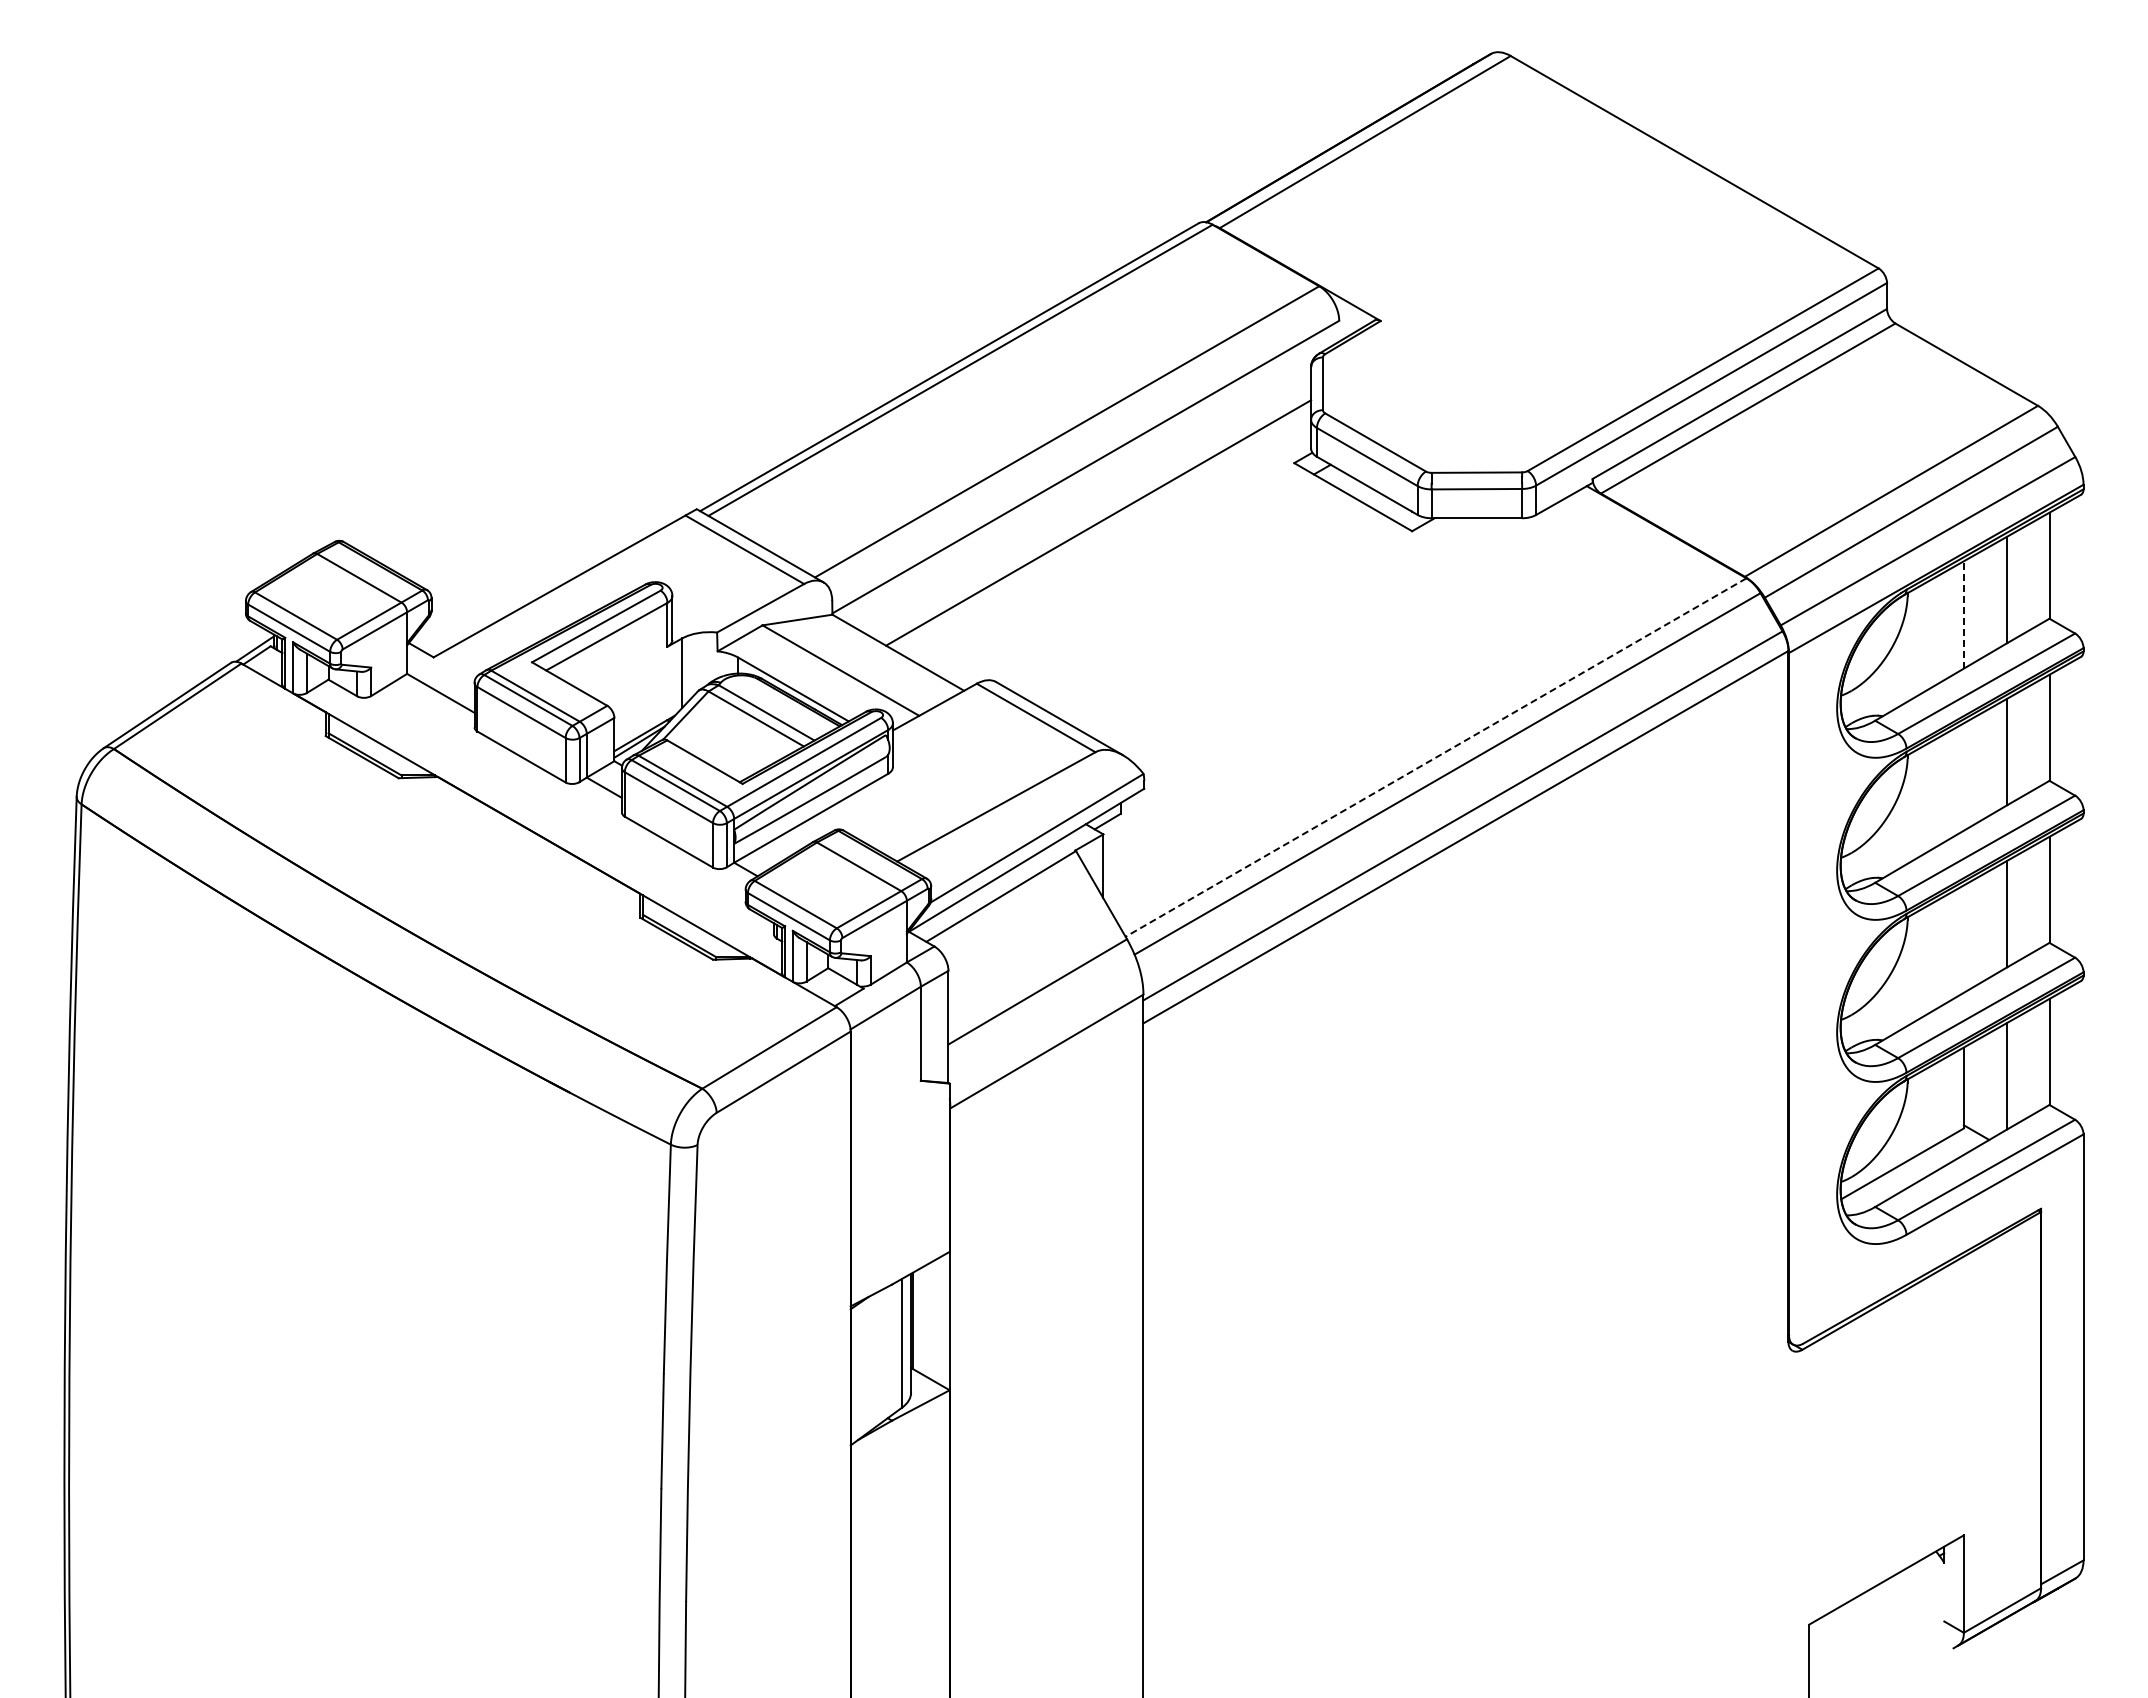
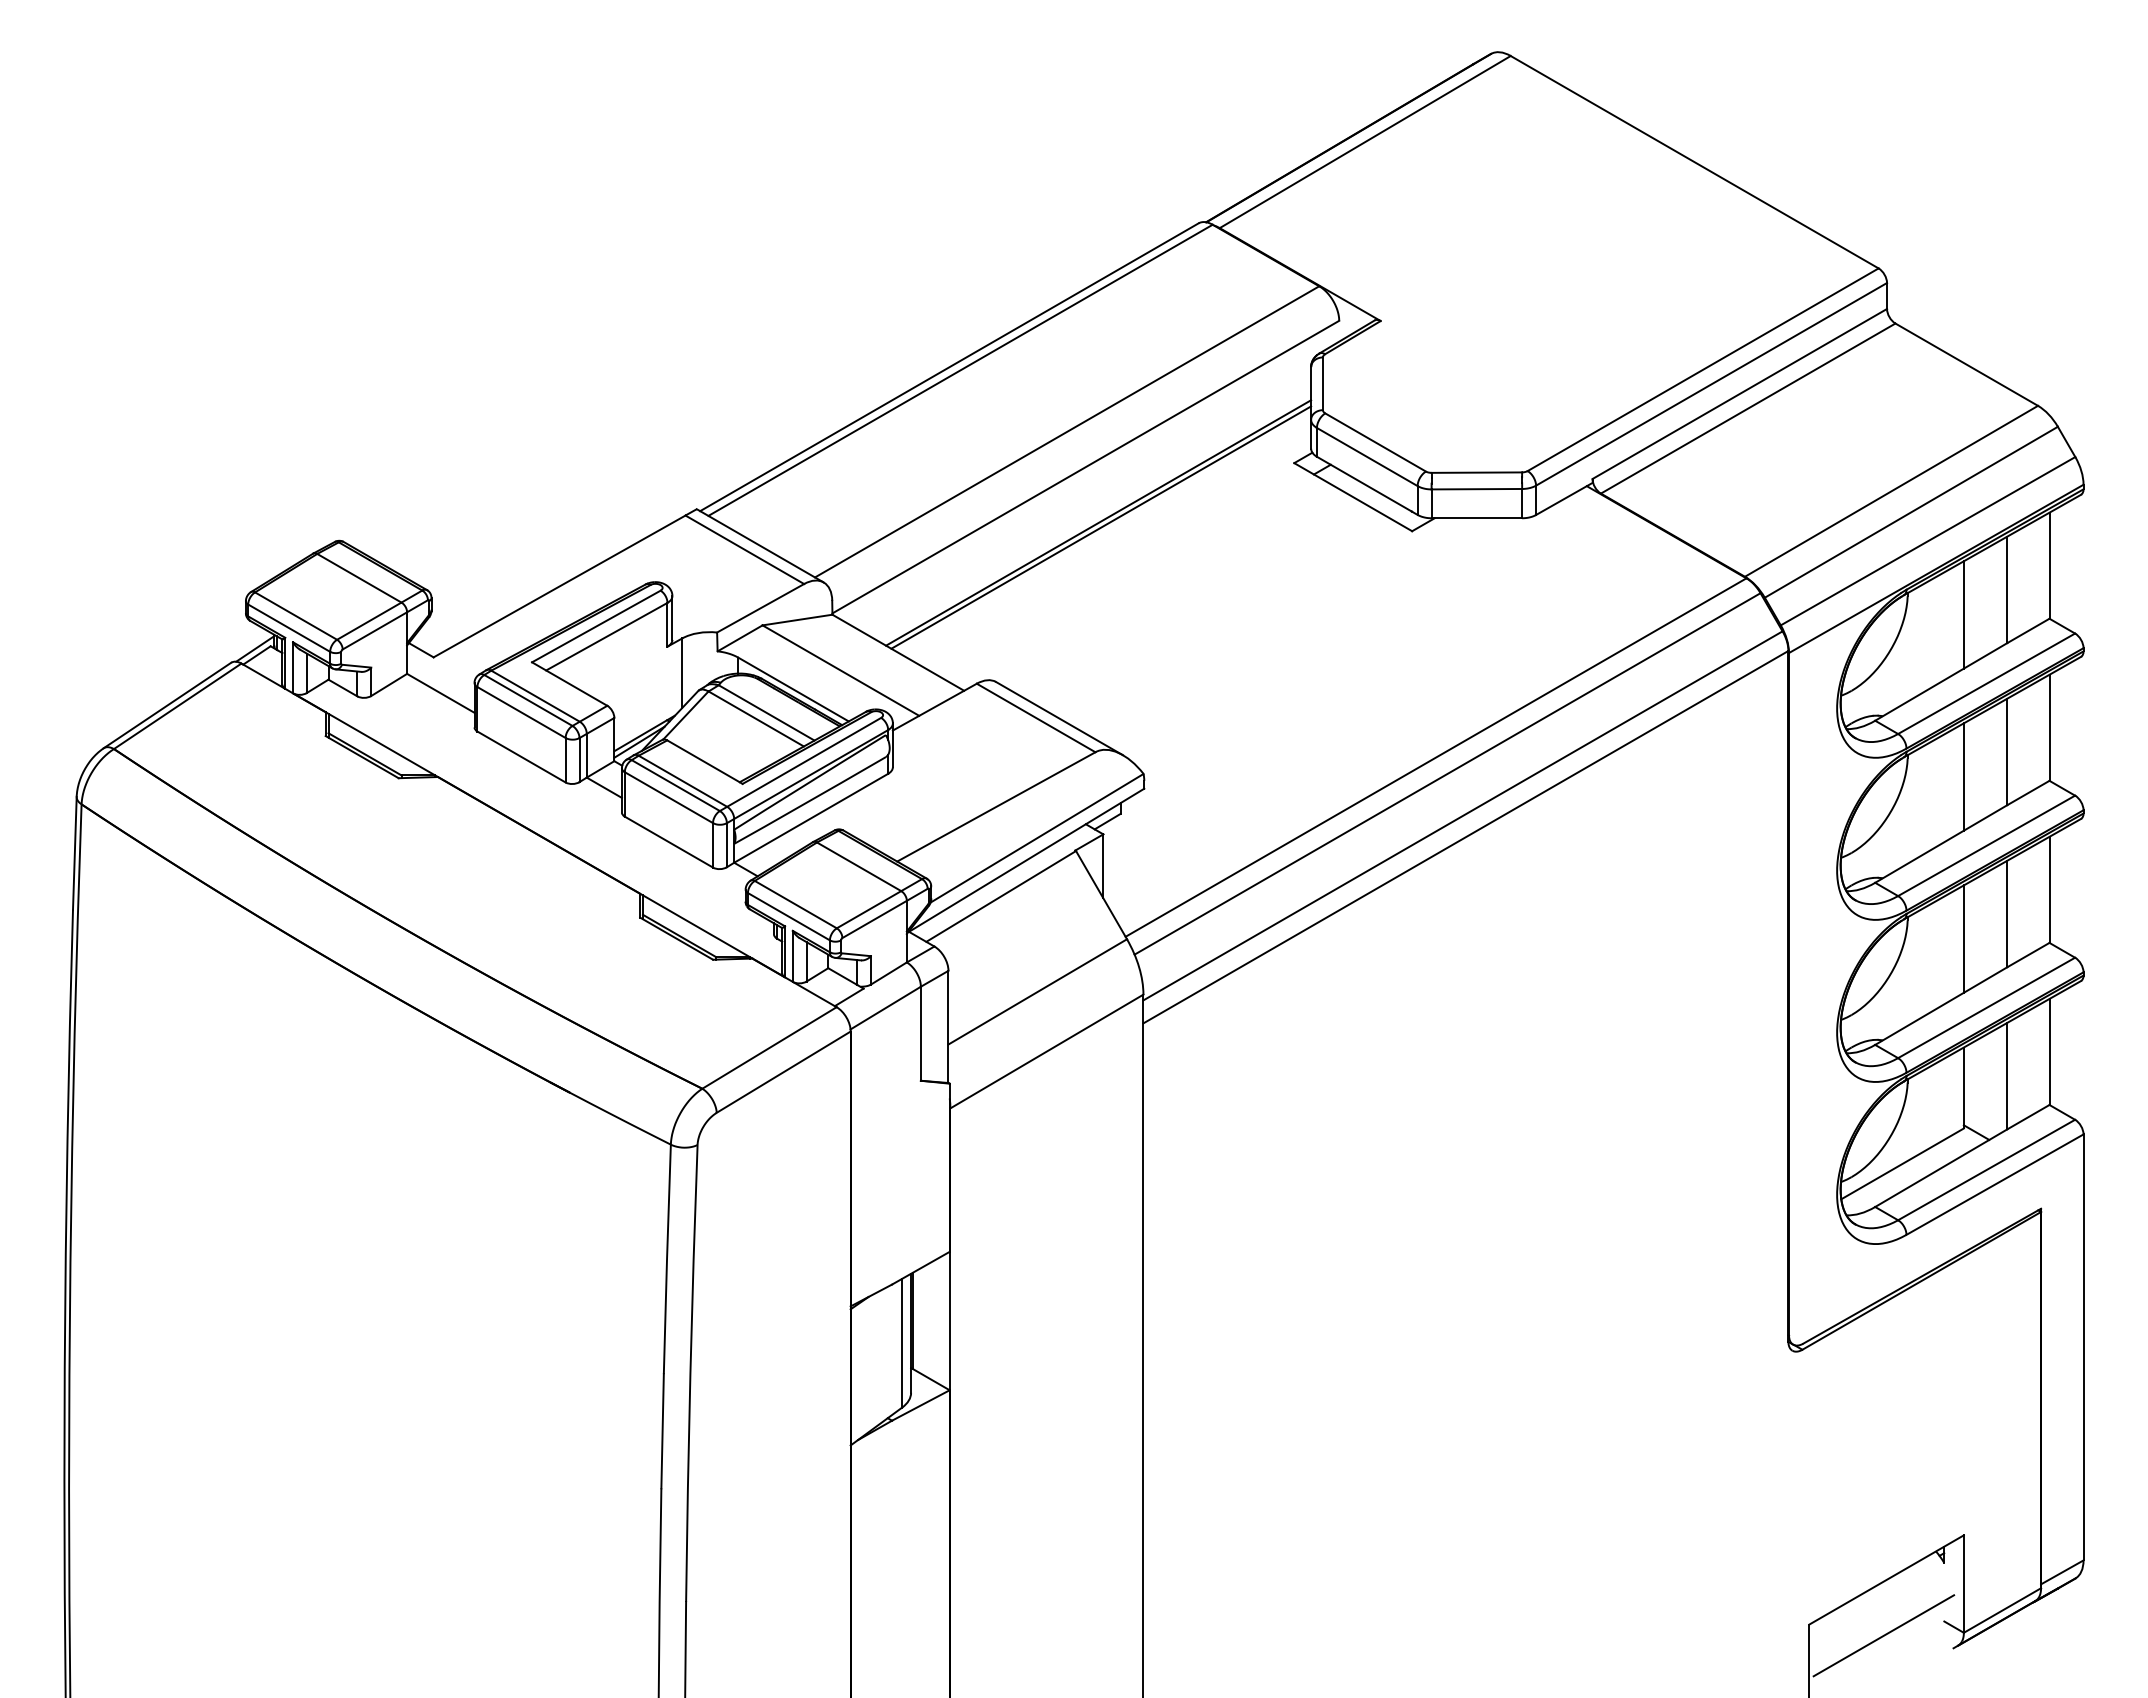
line: none -> present (1101, 527)
line: dashed -> solid (1963, 614)
line: dashed -> solid (1435, 757)
line: none -> present (1963, 776)
line: none -> present (1963, 938)
line: none -> present (1883, 1635)
